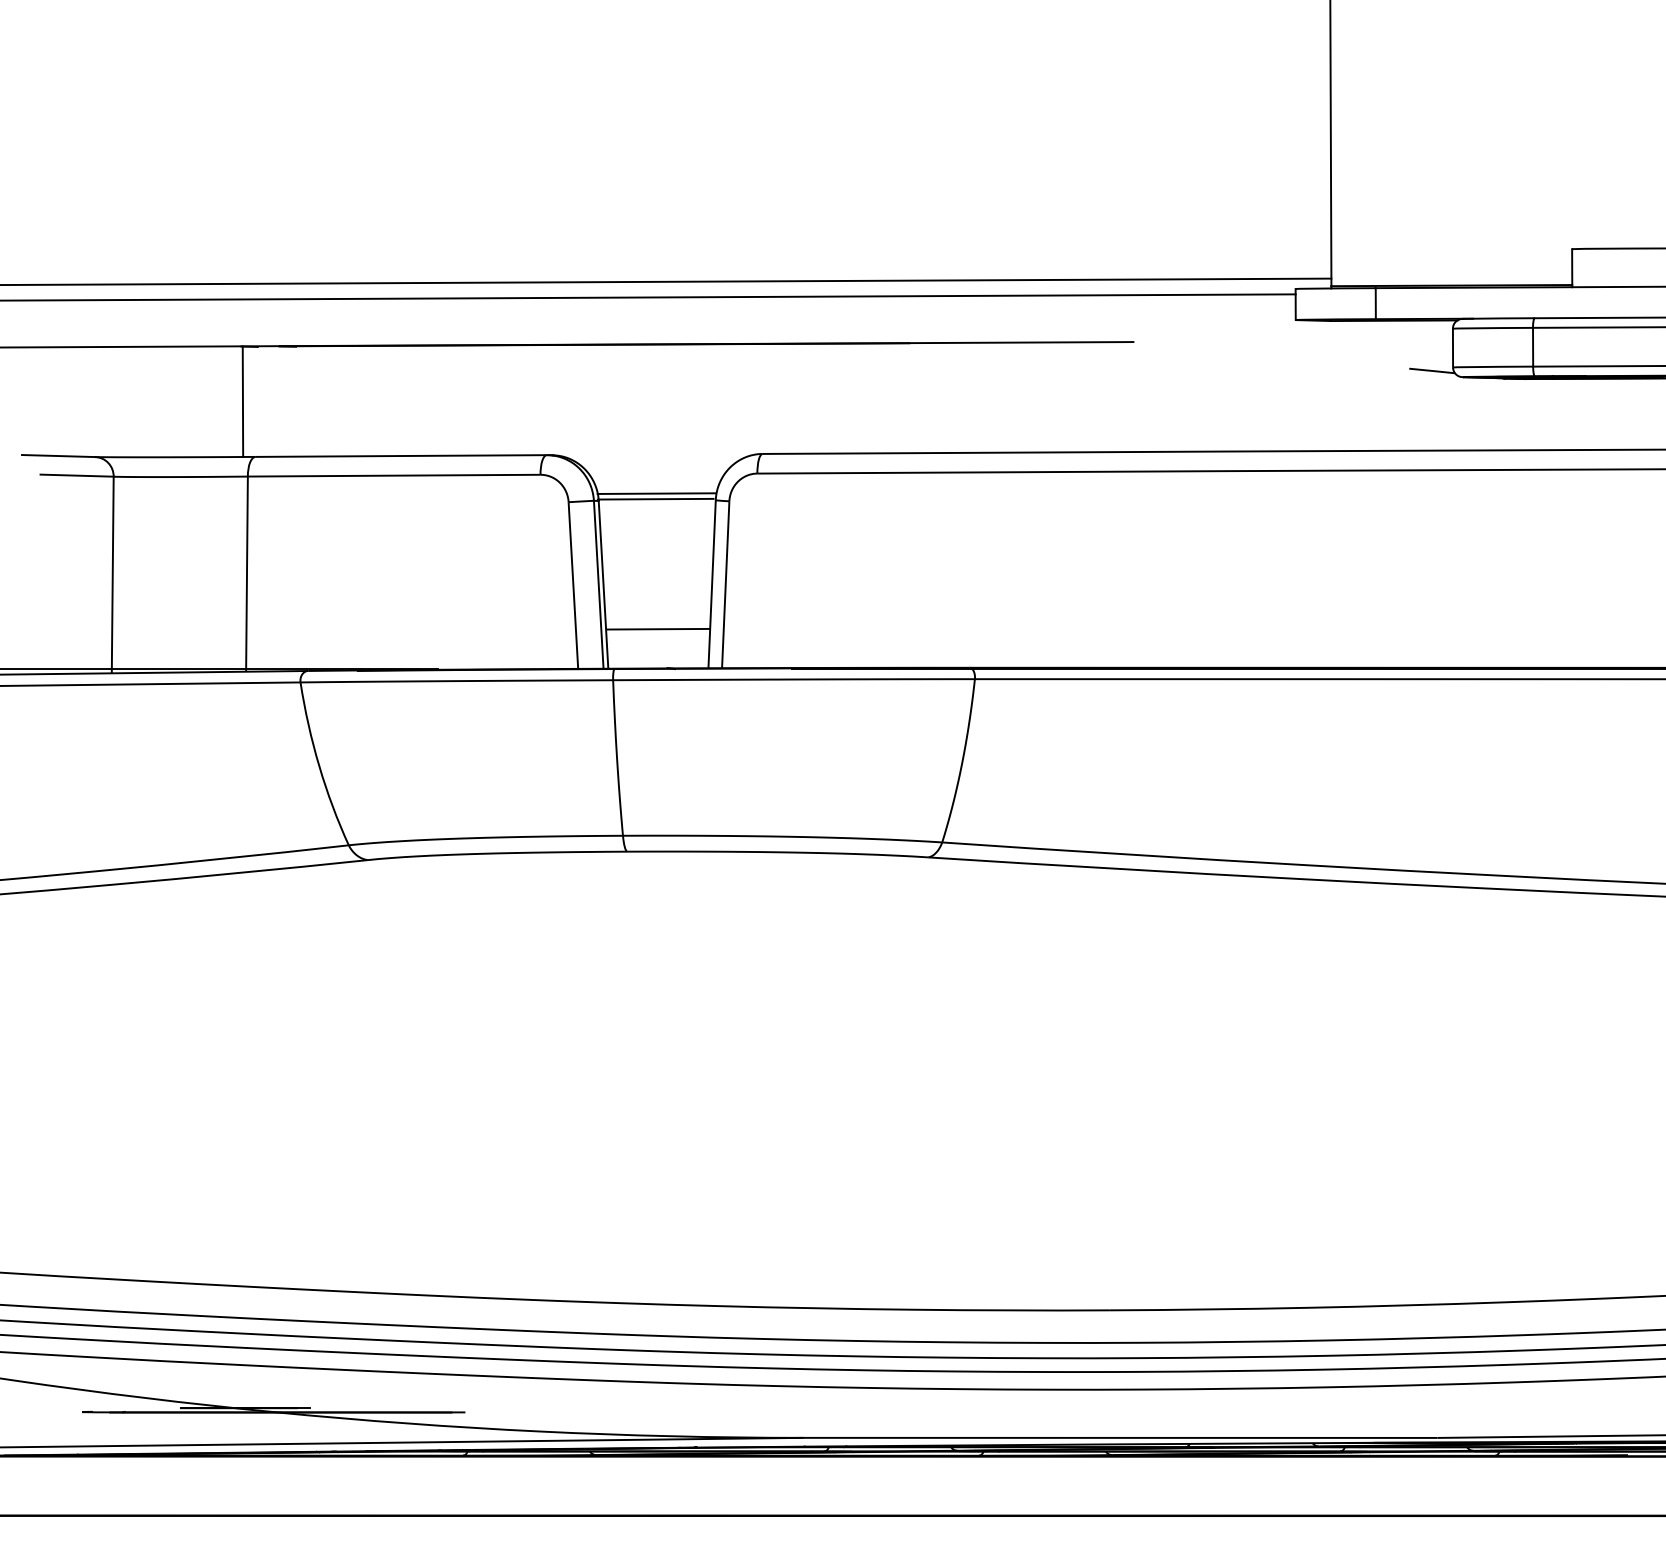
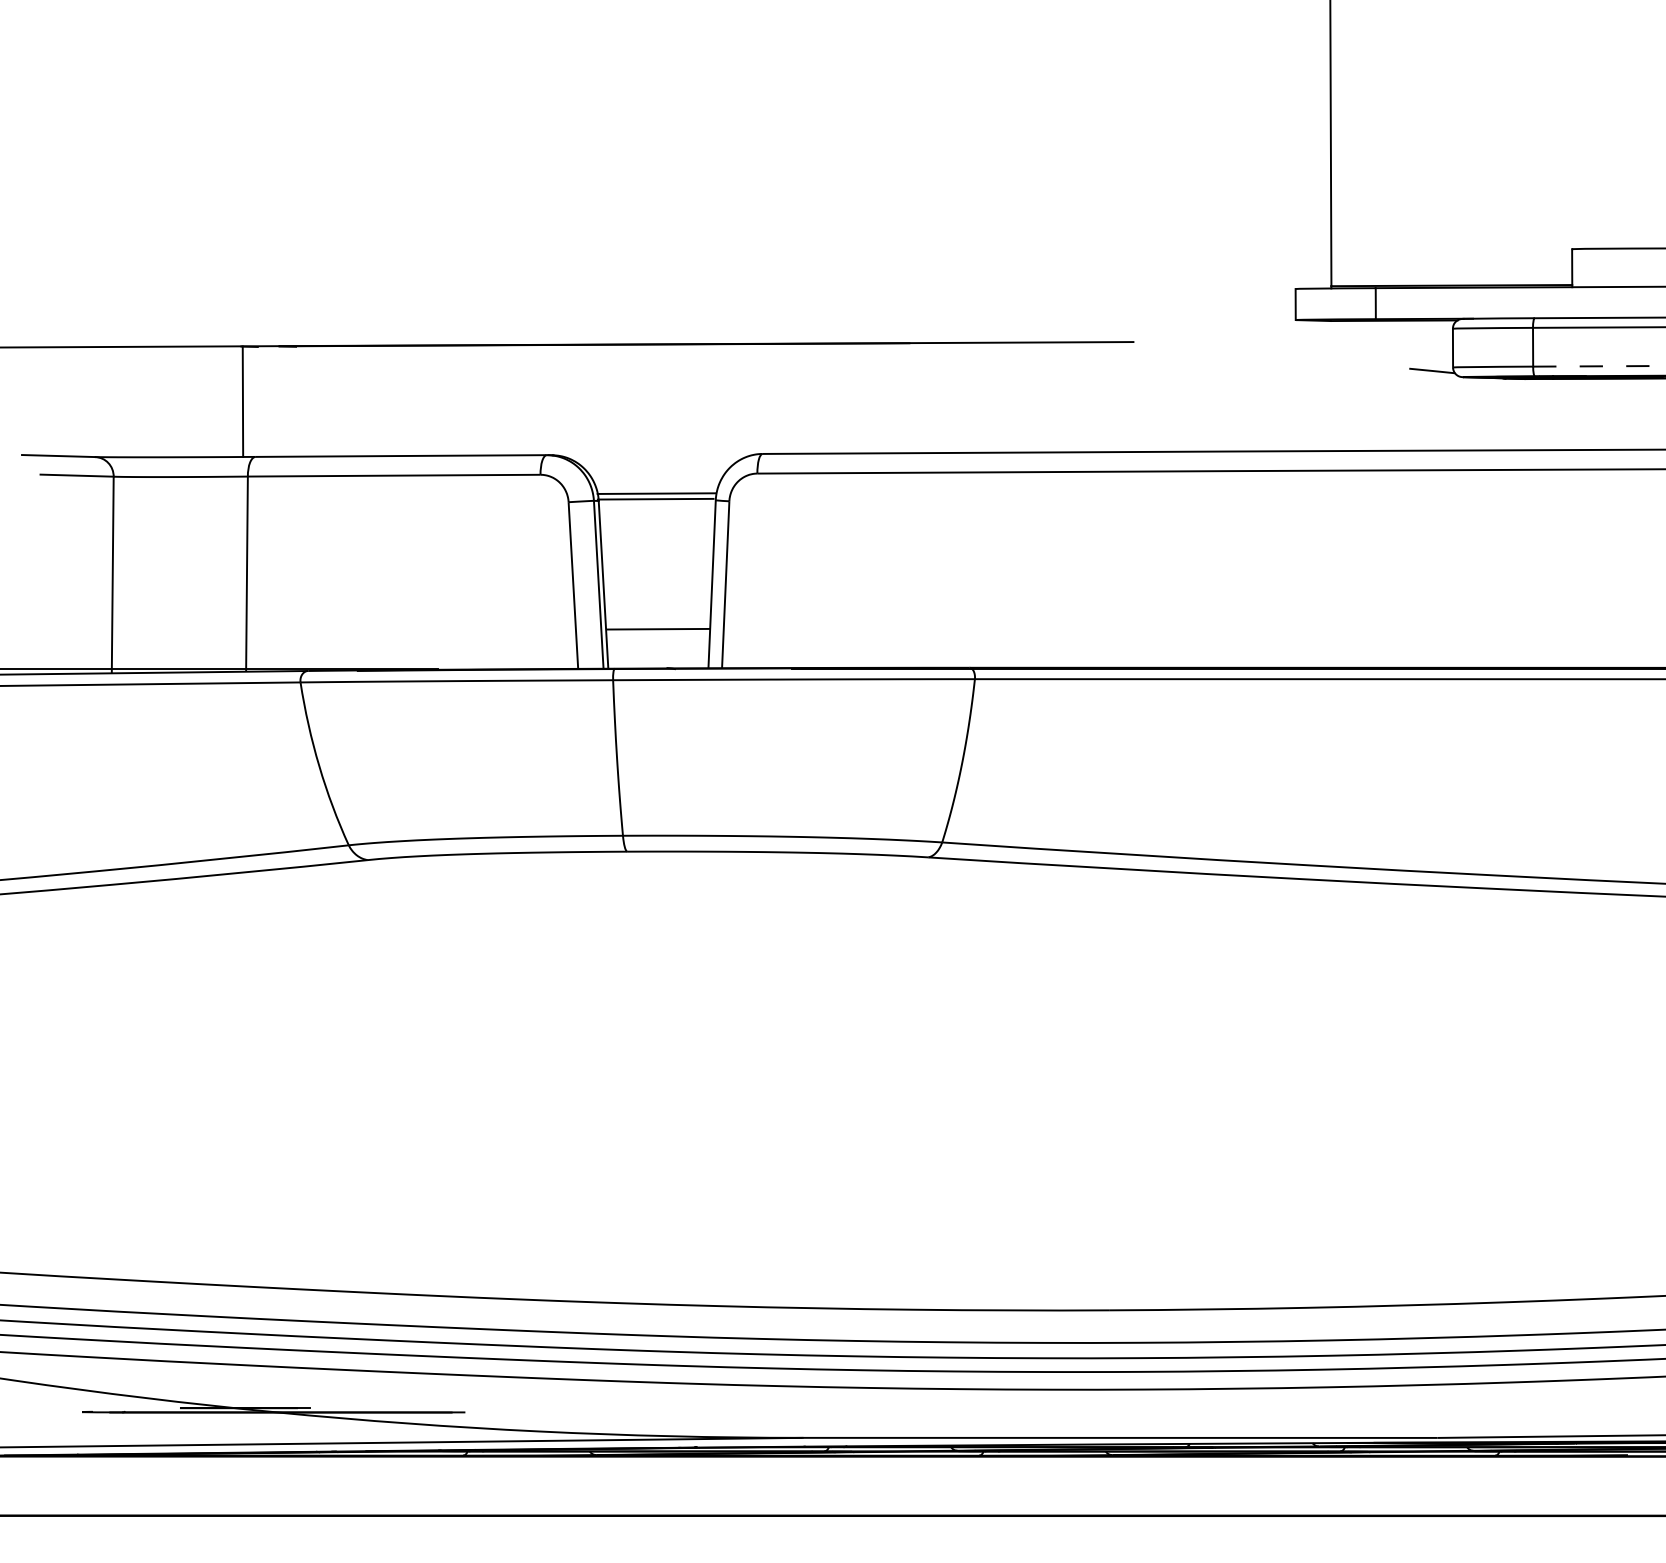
line: present -> none (666, 281)
line: present -> none (648, 297)
line: solid -> dashed (1600, 366)
